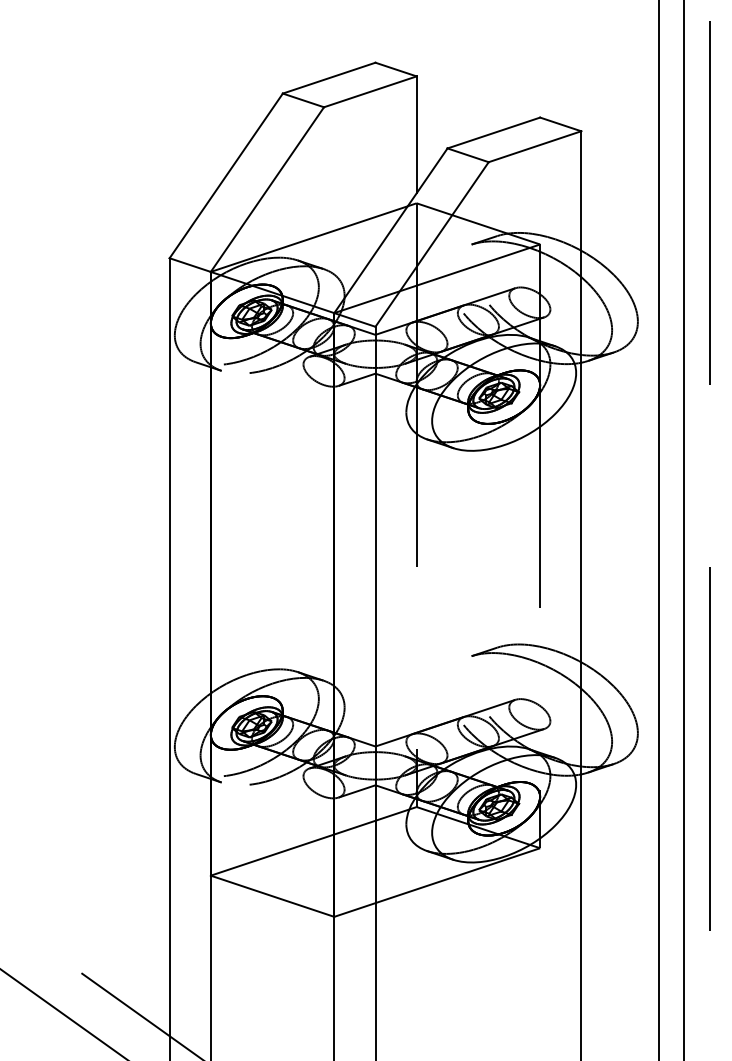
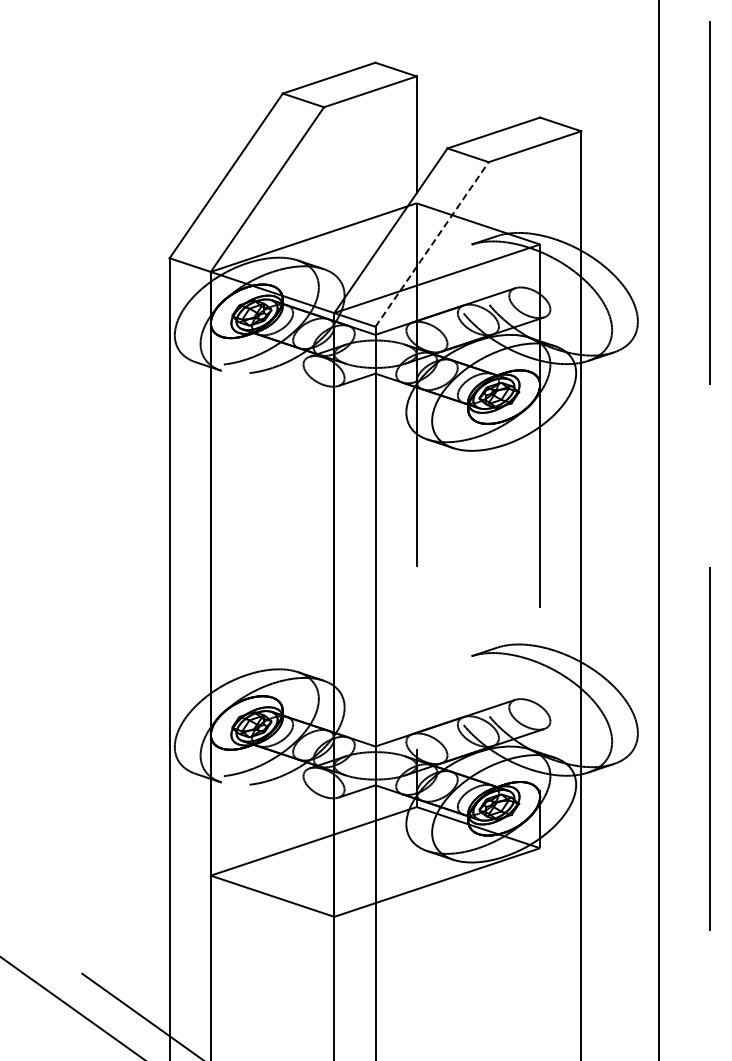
line: solid -> dashed (432, 244)
line: present -> none (684, 529)
line position: (63, 1013) -> (71, 1007) (71, 1007)
